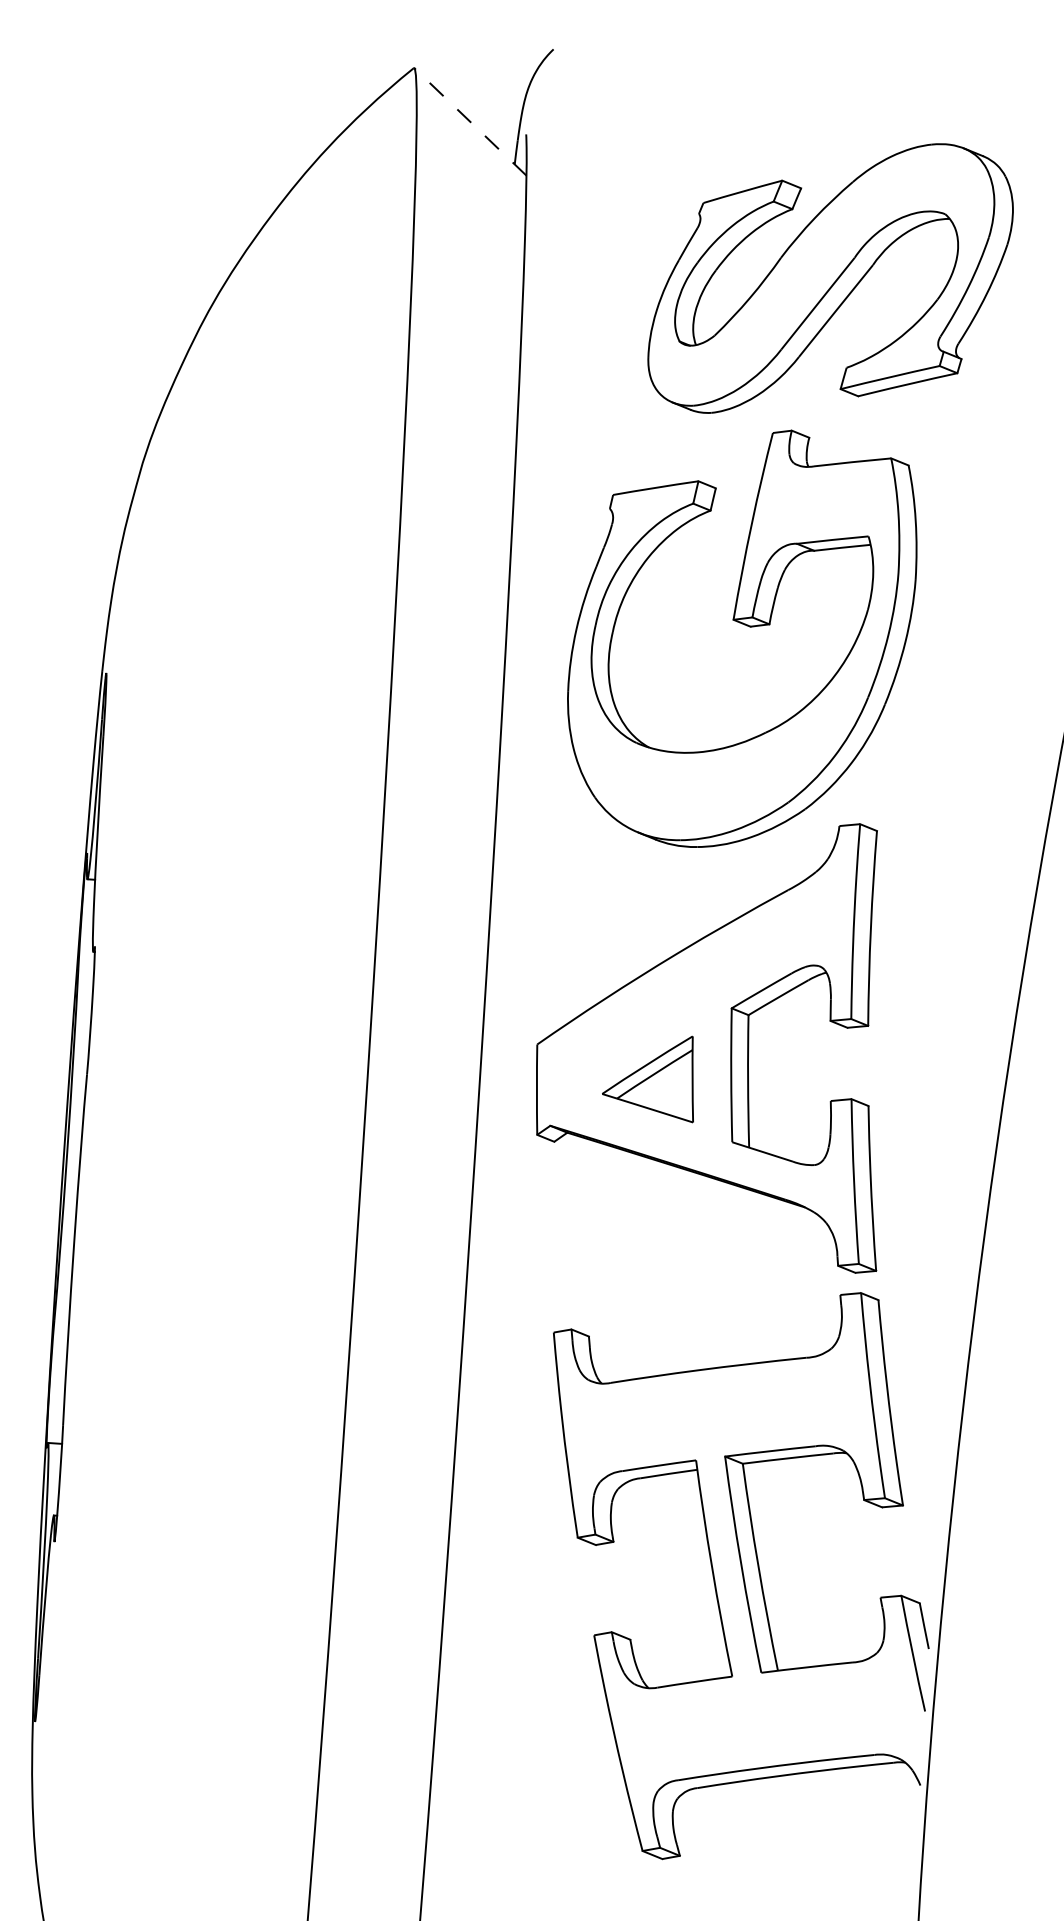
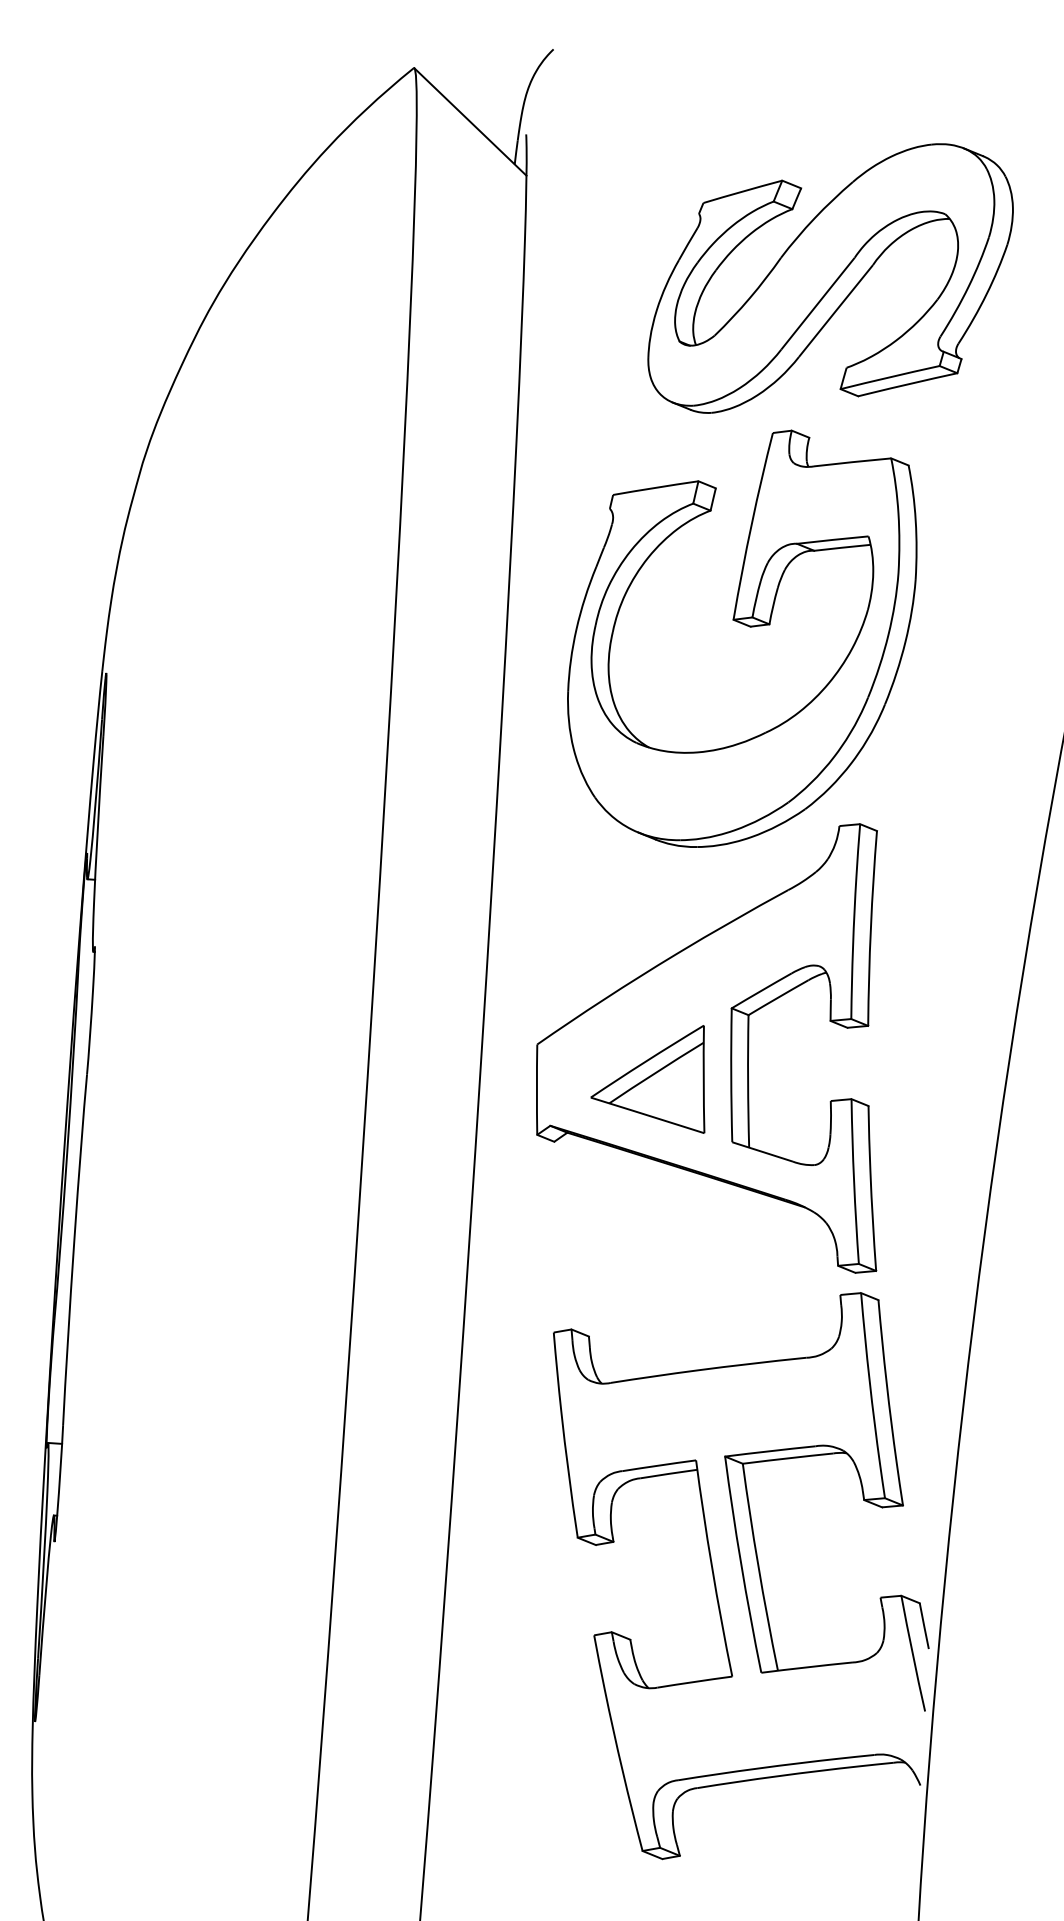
line: dashed -> solid (470, 121)
part size: 92x89 px -> 116x109 px (647, 1079)
